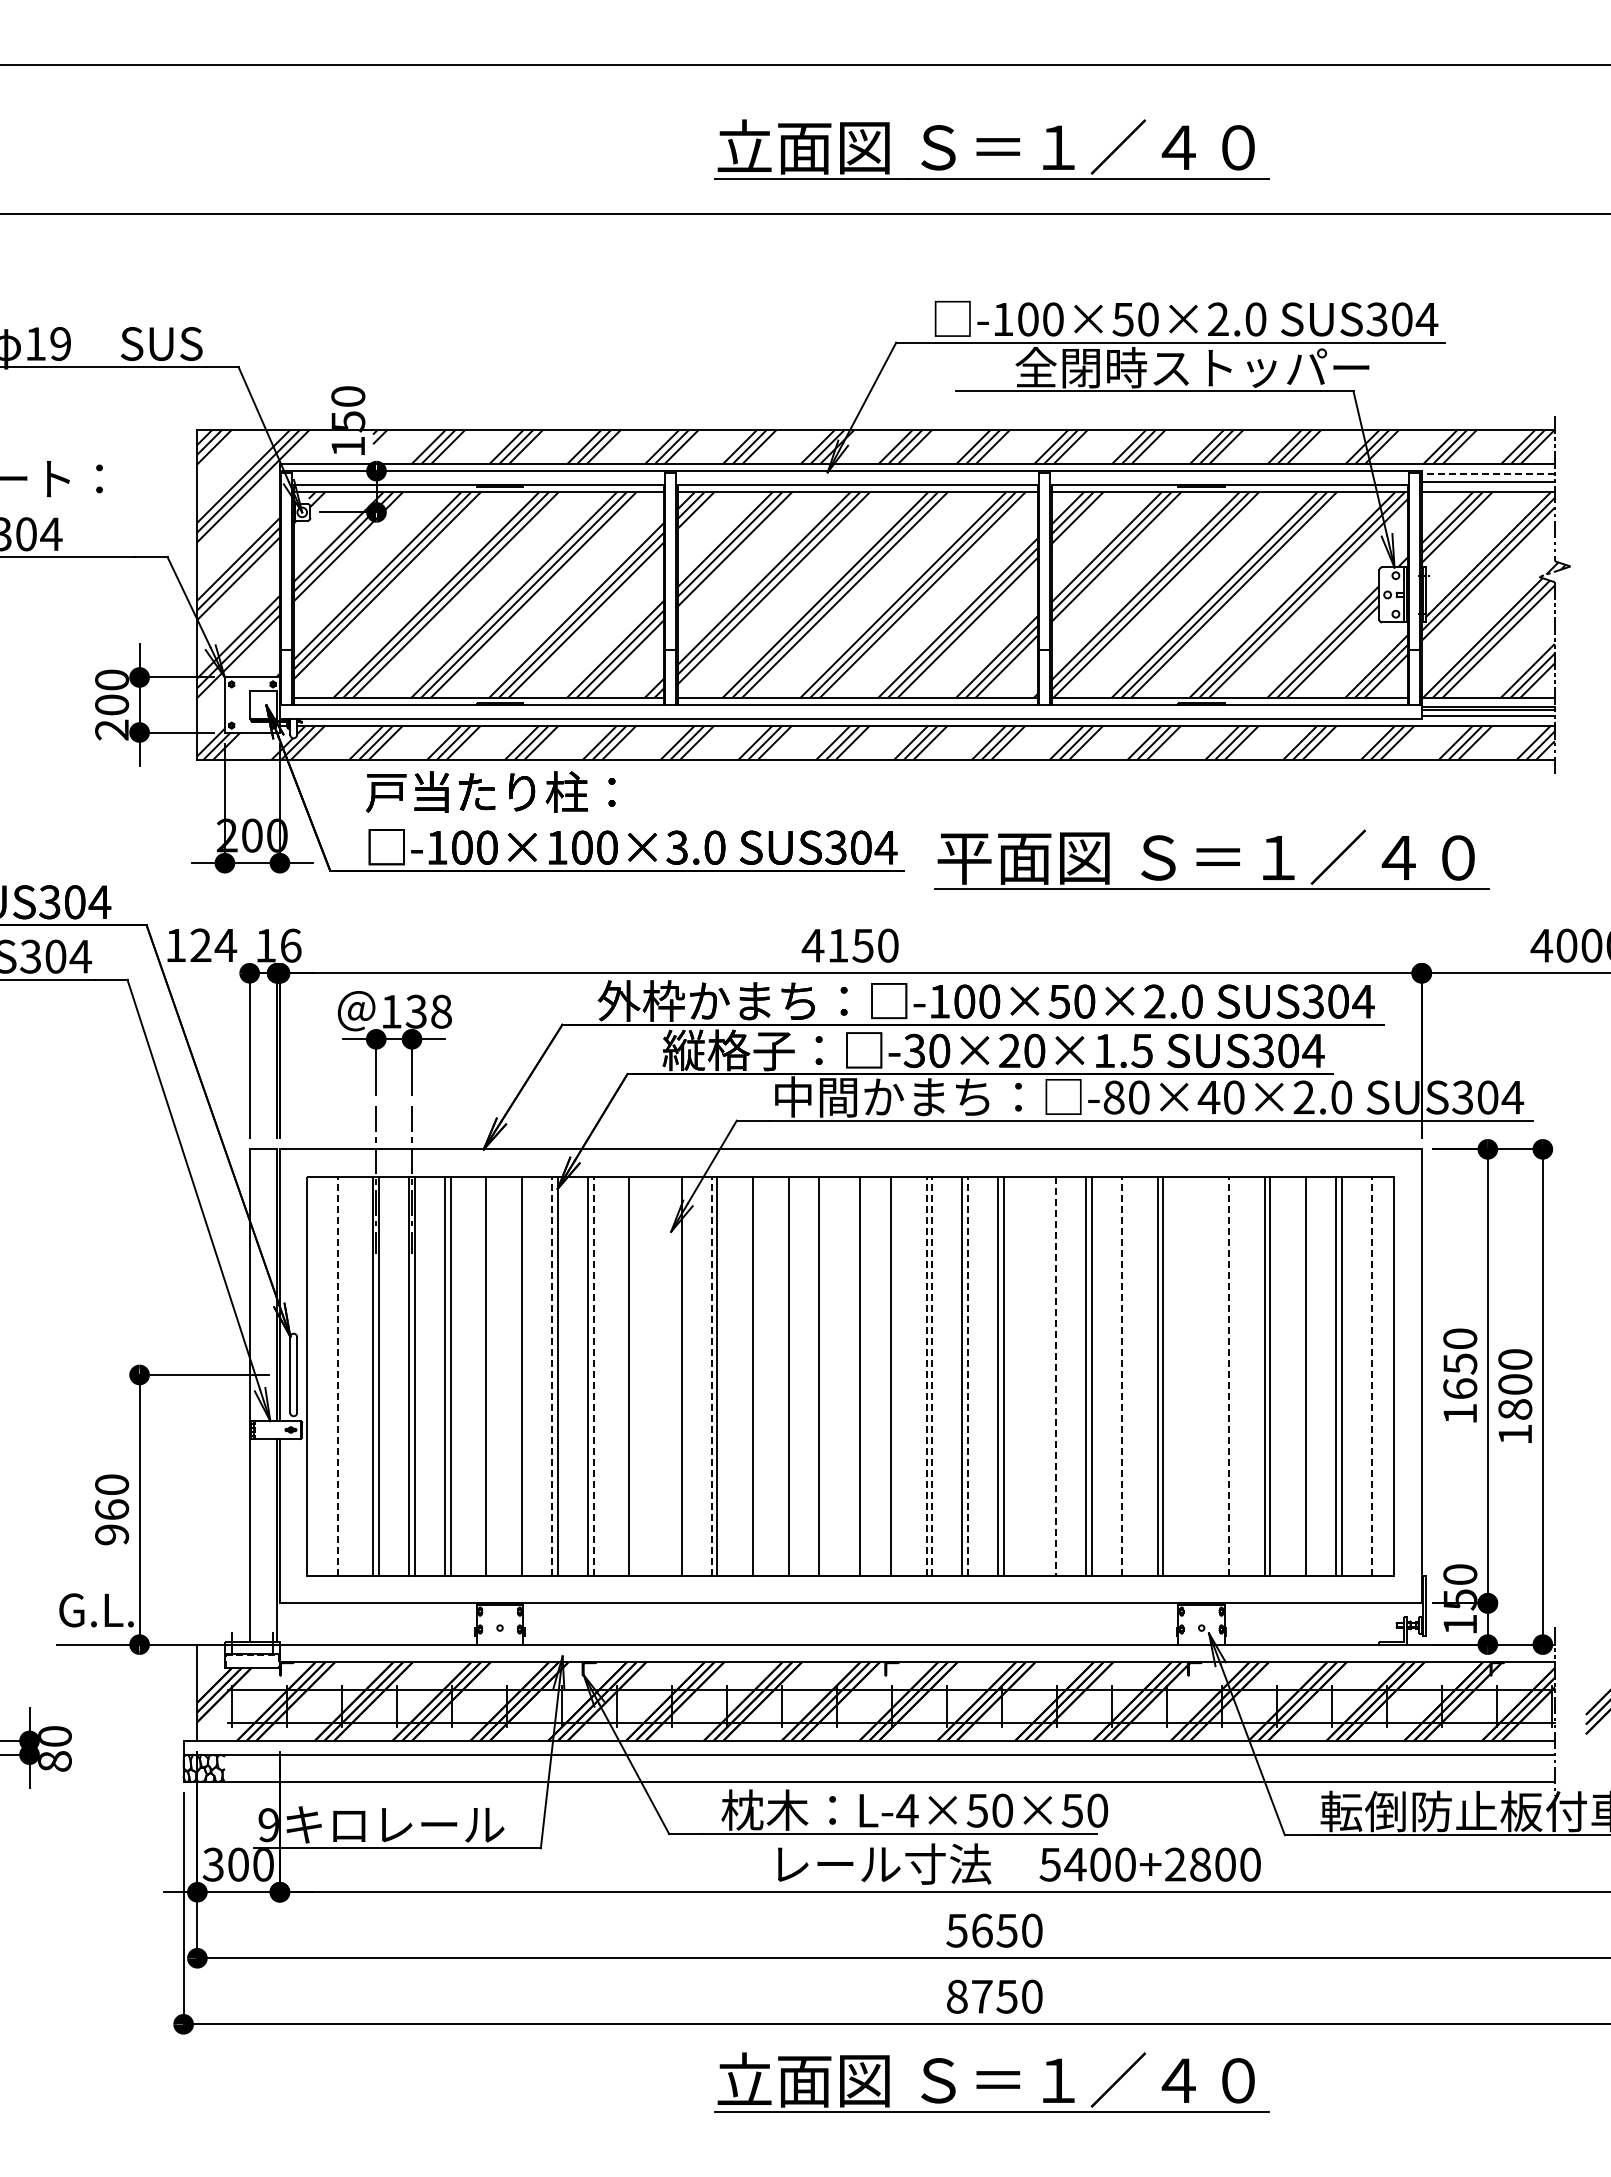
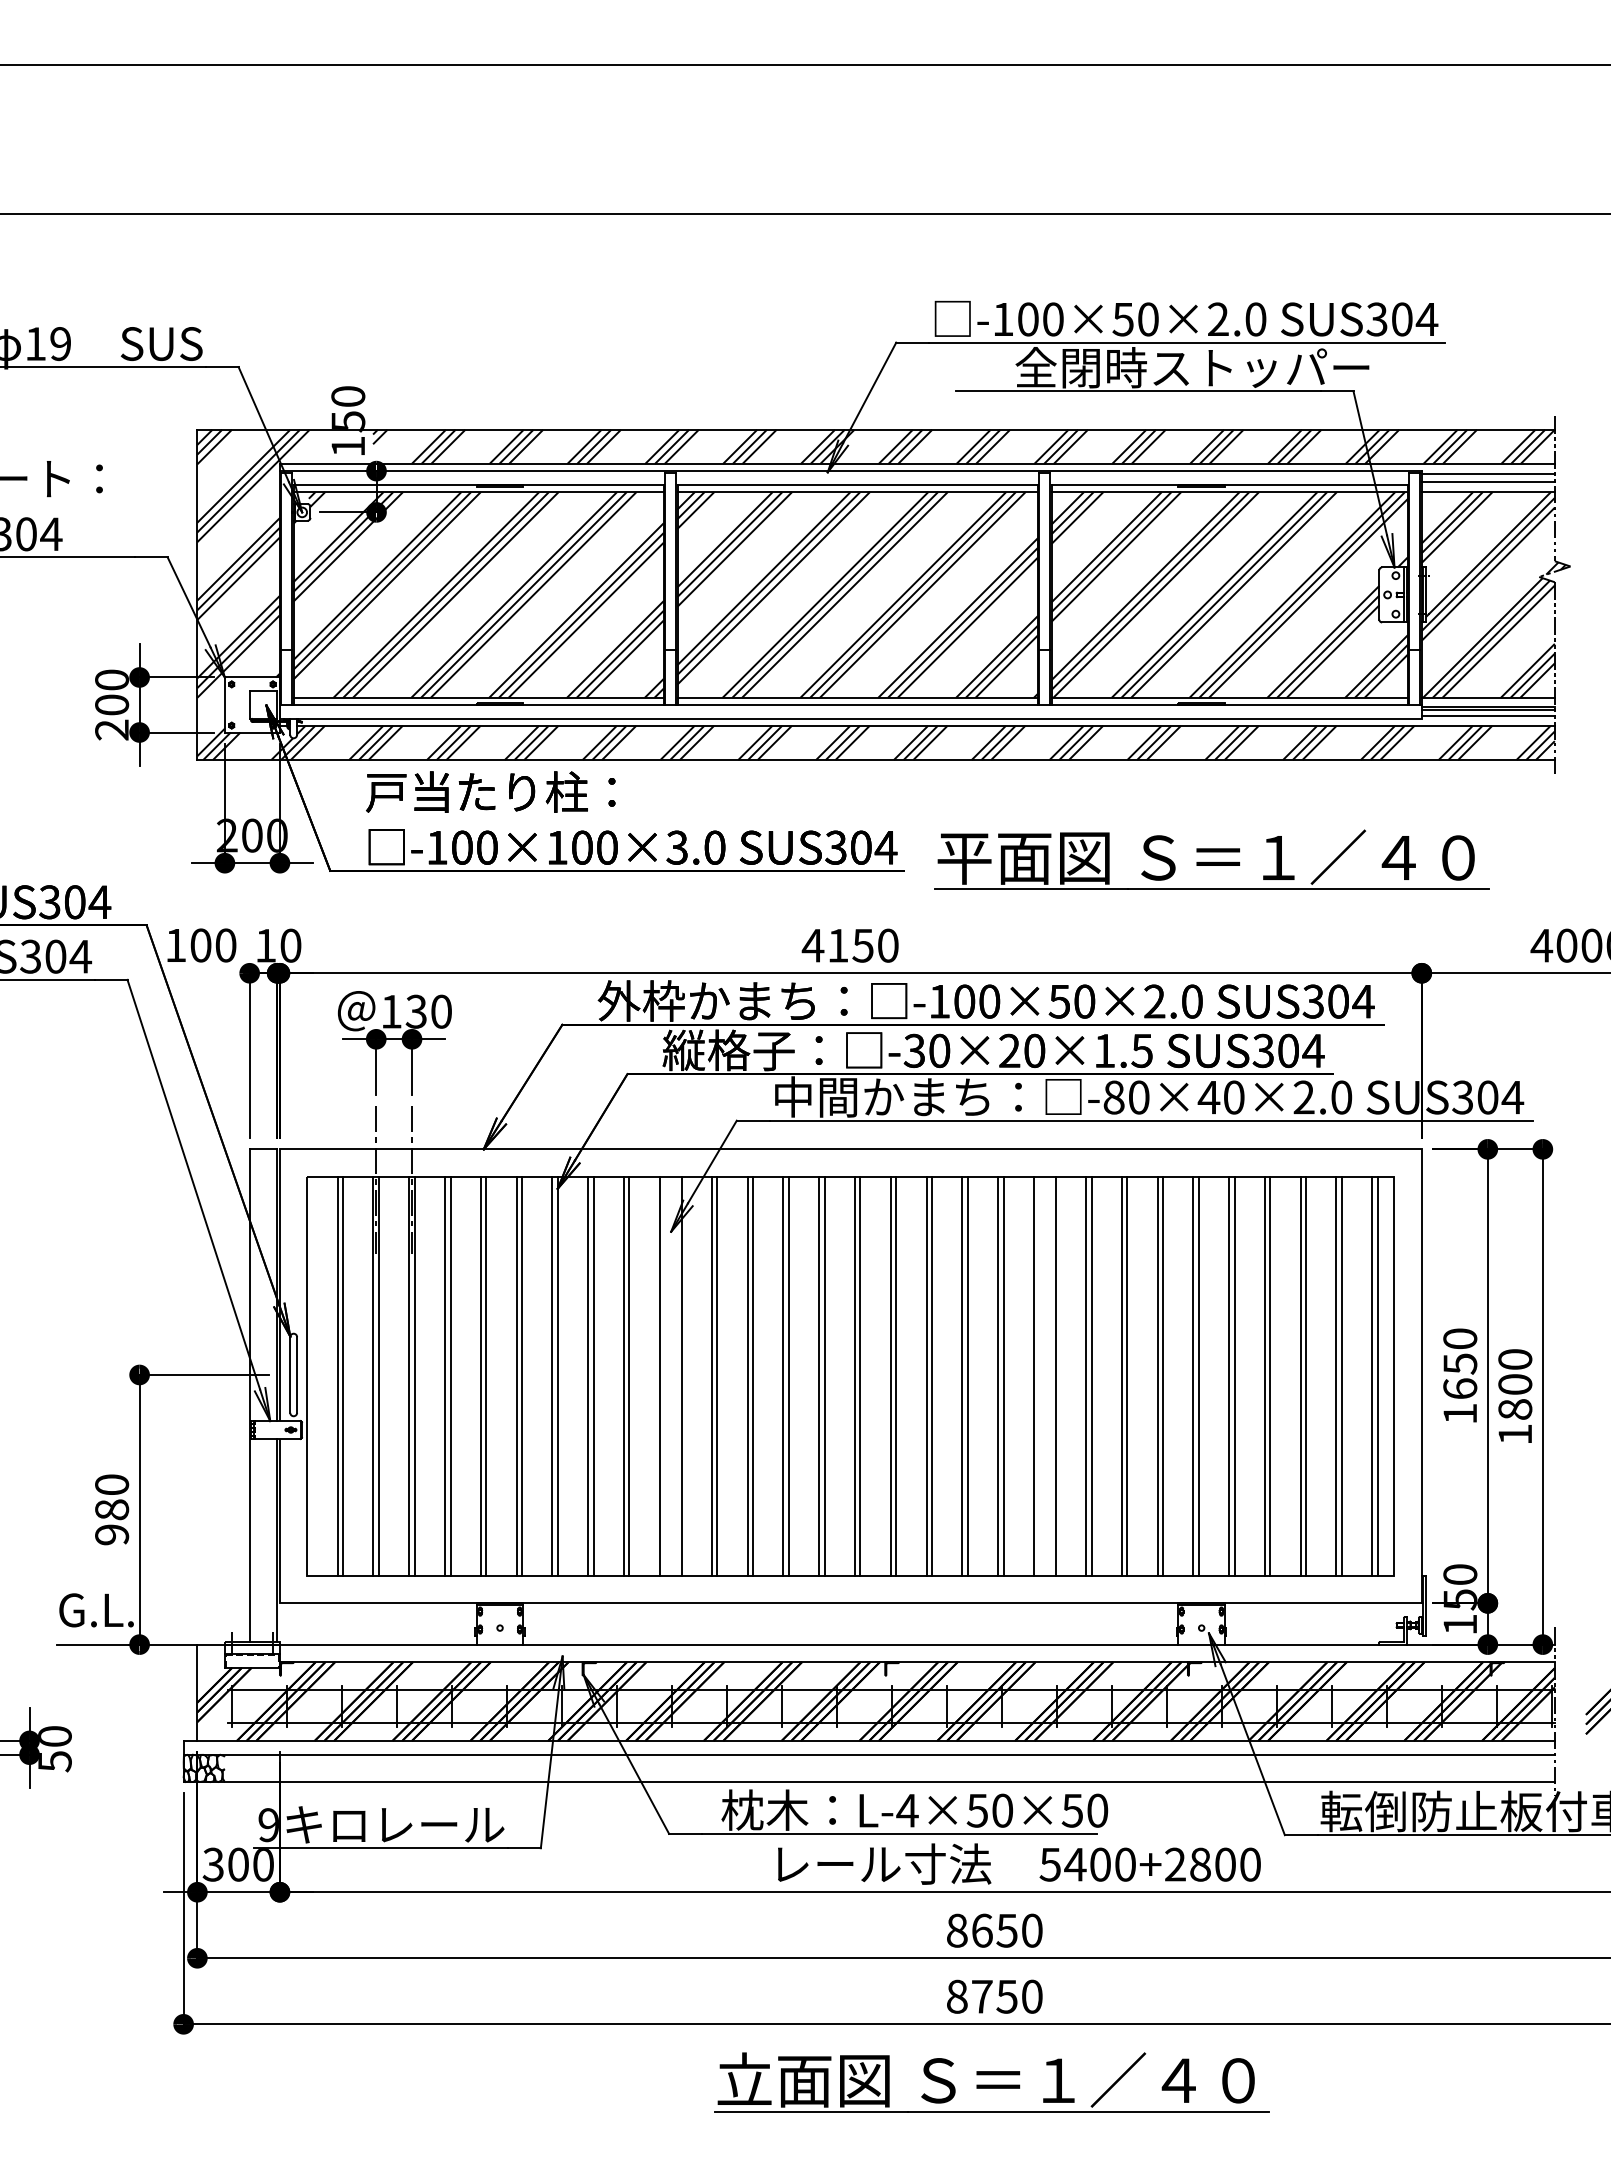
part: present -> none (991, 149)
line: dashed -> solid (1488, 473)
text: 124 -> 100 (213, 945)
text: 16 -> 10 (290, 945)
text: 138 -> 130 (441, 1011)
line: dashed -> solid (337, 1375)
line: none -> present (343, 1375)
line: none -> present (480, 1375)
line: none -> present (516, 1375)
line: dashed -> solid (552, 1375)
line: dashed -> solid (593, 1375)
line: none -> present (623, 1375)
line: none -> present (659, 1375)
line: dashed -> solid (711, 1375)
line: none -> present (747, 1375)
line: none -> present (783, 1375)
line: none -> present (824, 1375)
line: none -> present (854, 1375)
line: none -> present (896, 1375)
line: dashed -> solid (926, 1375)
line: dashed -> solid (932, 1375)
line: dashed -> solid (967, 1375)
line: none -> present (1033, 1375)
line: dashed -> solid (1121, 1375)
line: none -> present (1127, 1375)
line: none -> present (1193, 1375)
line: none -> present (1198, 1375)
line: dashed -> solid (1229, 1375)
line: none -> present (1234, 1375)
line: none -> present (1300, 1375)
line: dashed -> solid (1372, 1375)
line: none -> present (1377, 1375)
line: dashed -> solid (1055, 1376)
text: 960 -> 980 (112, 1509)
text: 80 -> 50 (54, 1761)
text: 5650 -> 8650 (956, 1930)
